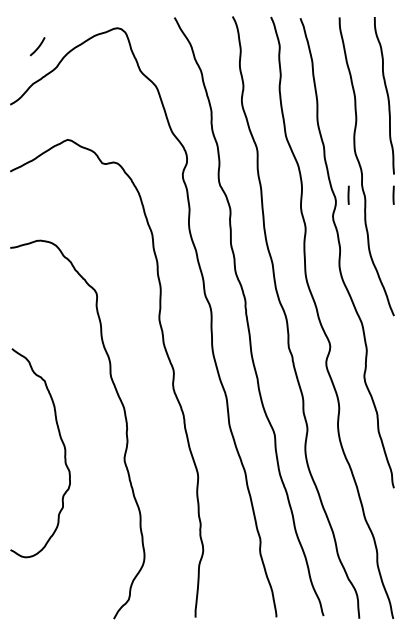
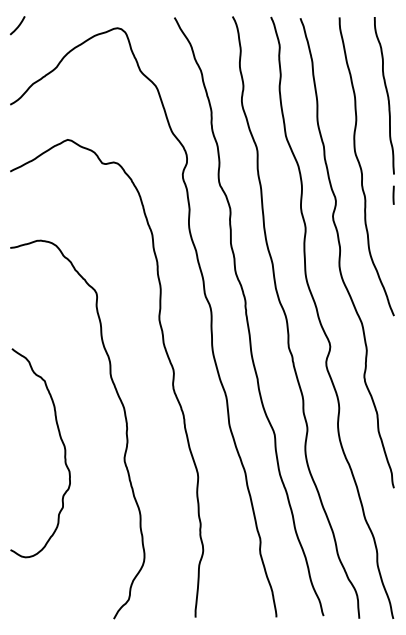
curve position: (38, 46) -> (18, 25) (18, 25)
line: present -> none (348, 194)
